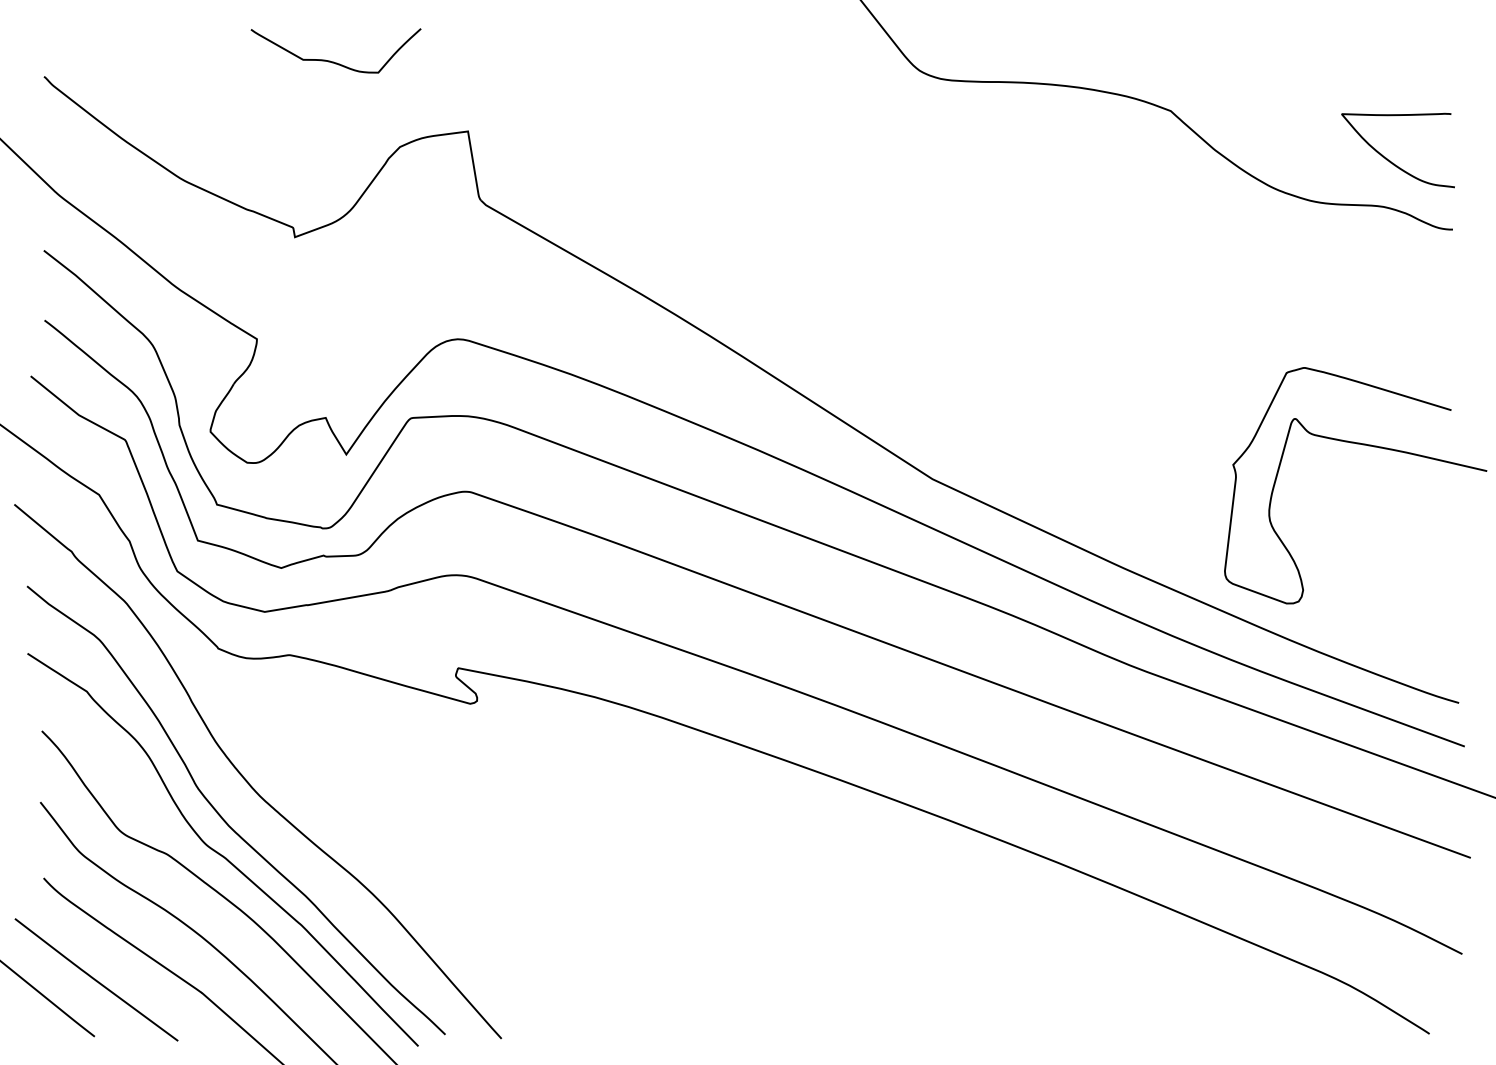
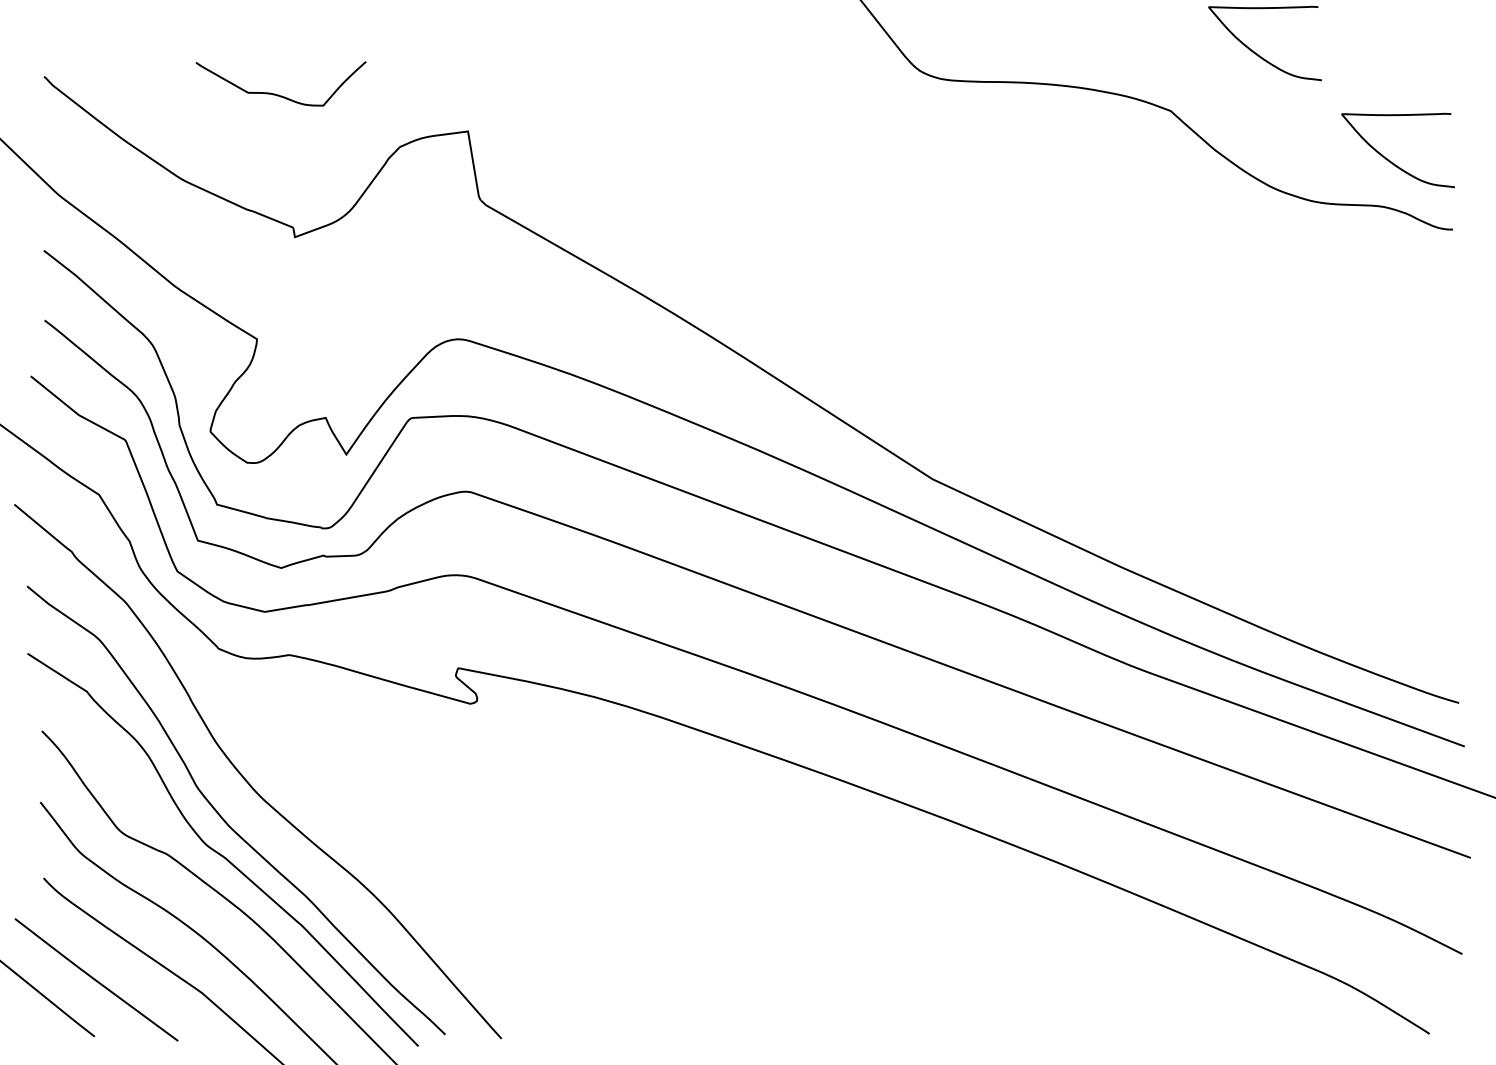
curve: none -> present (1257, 53)
curve position: (330, 60) -> (275, 93) (275, 93)
curve: present -> none (1362, 445)
